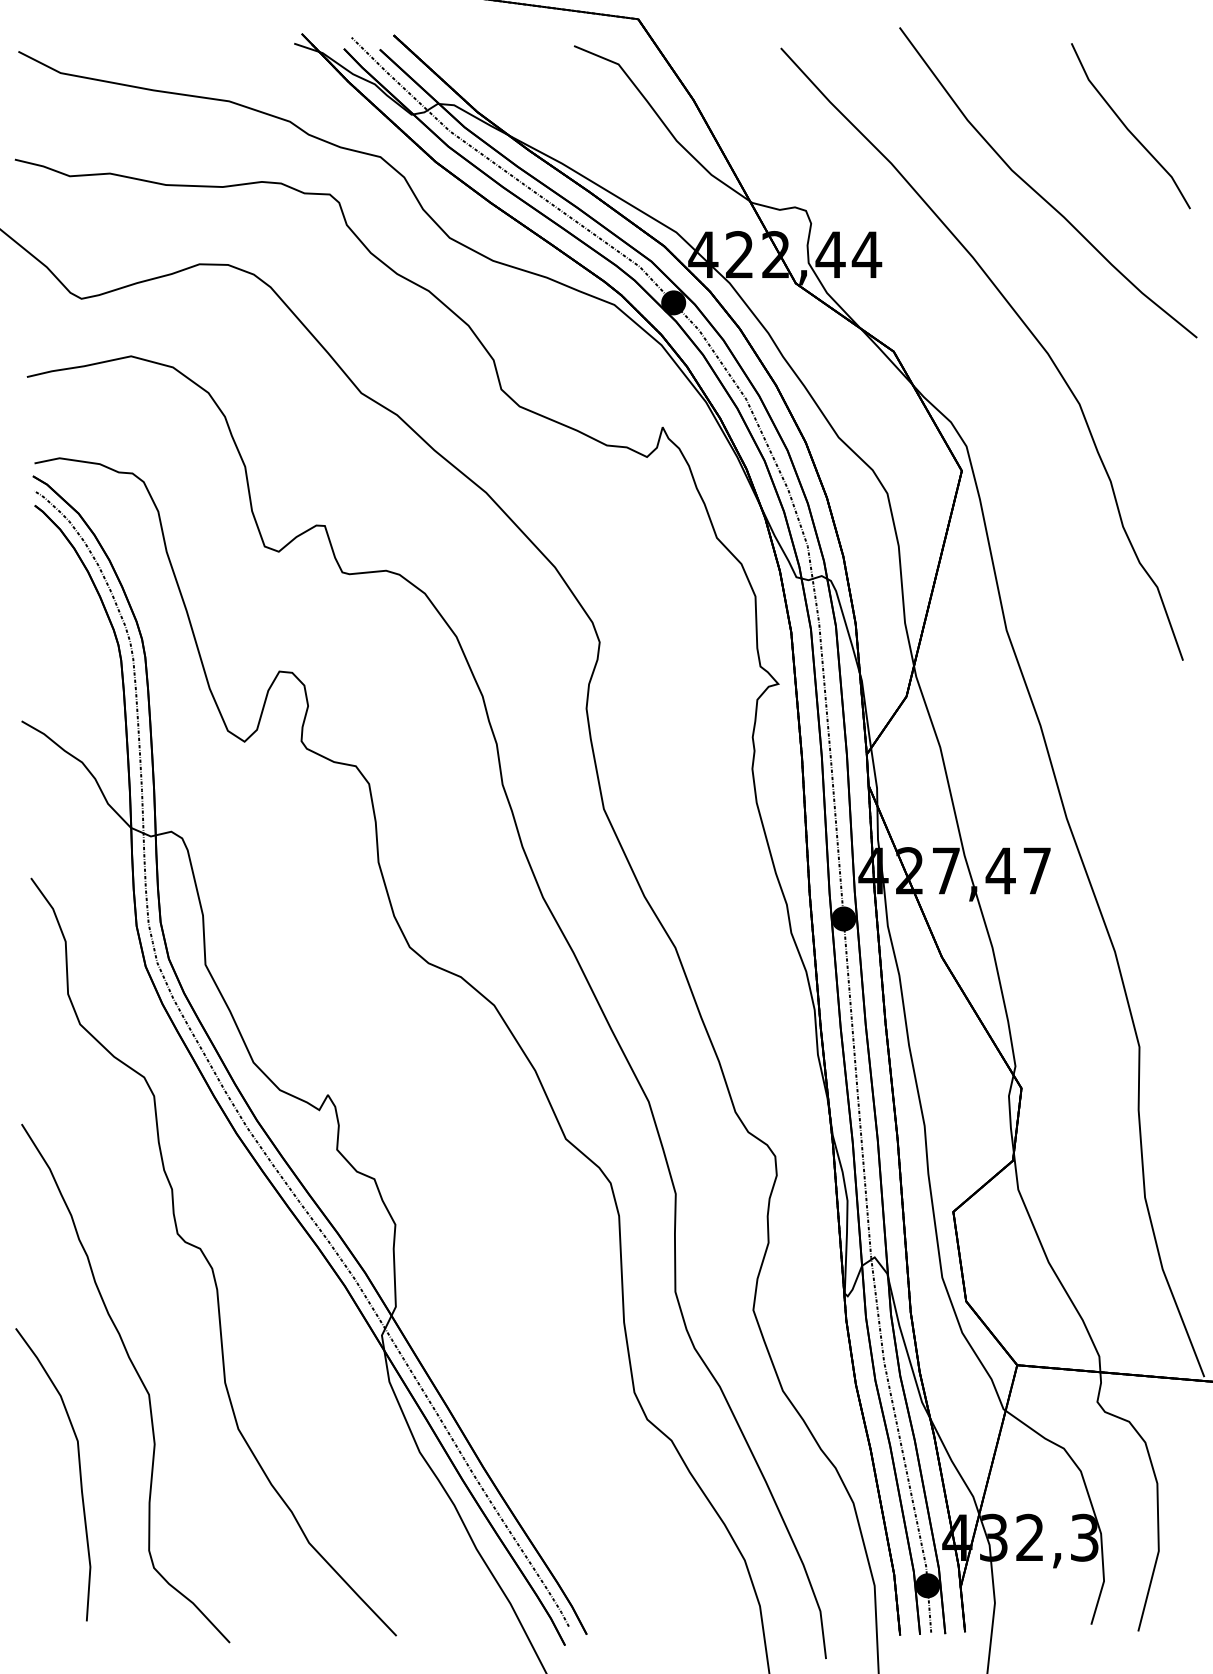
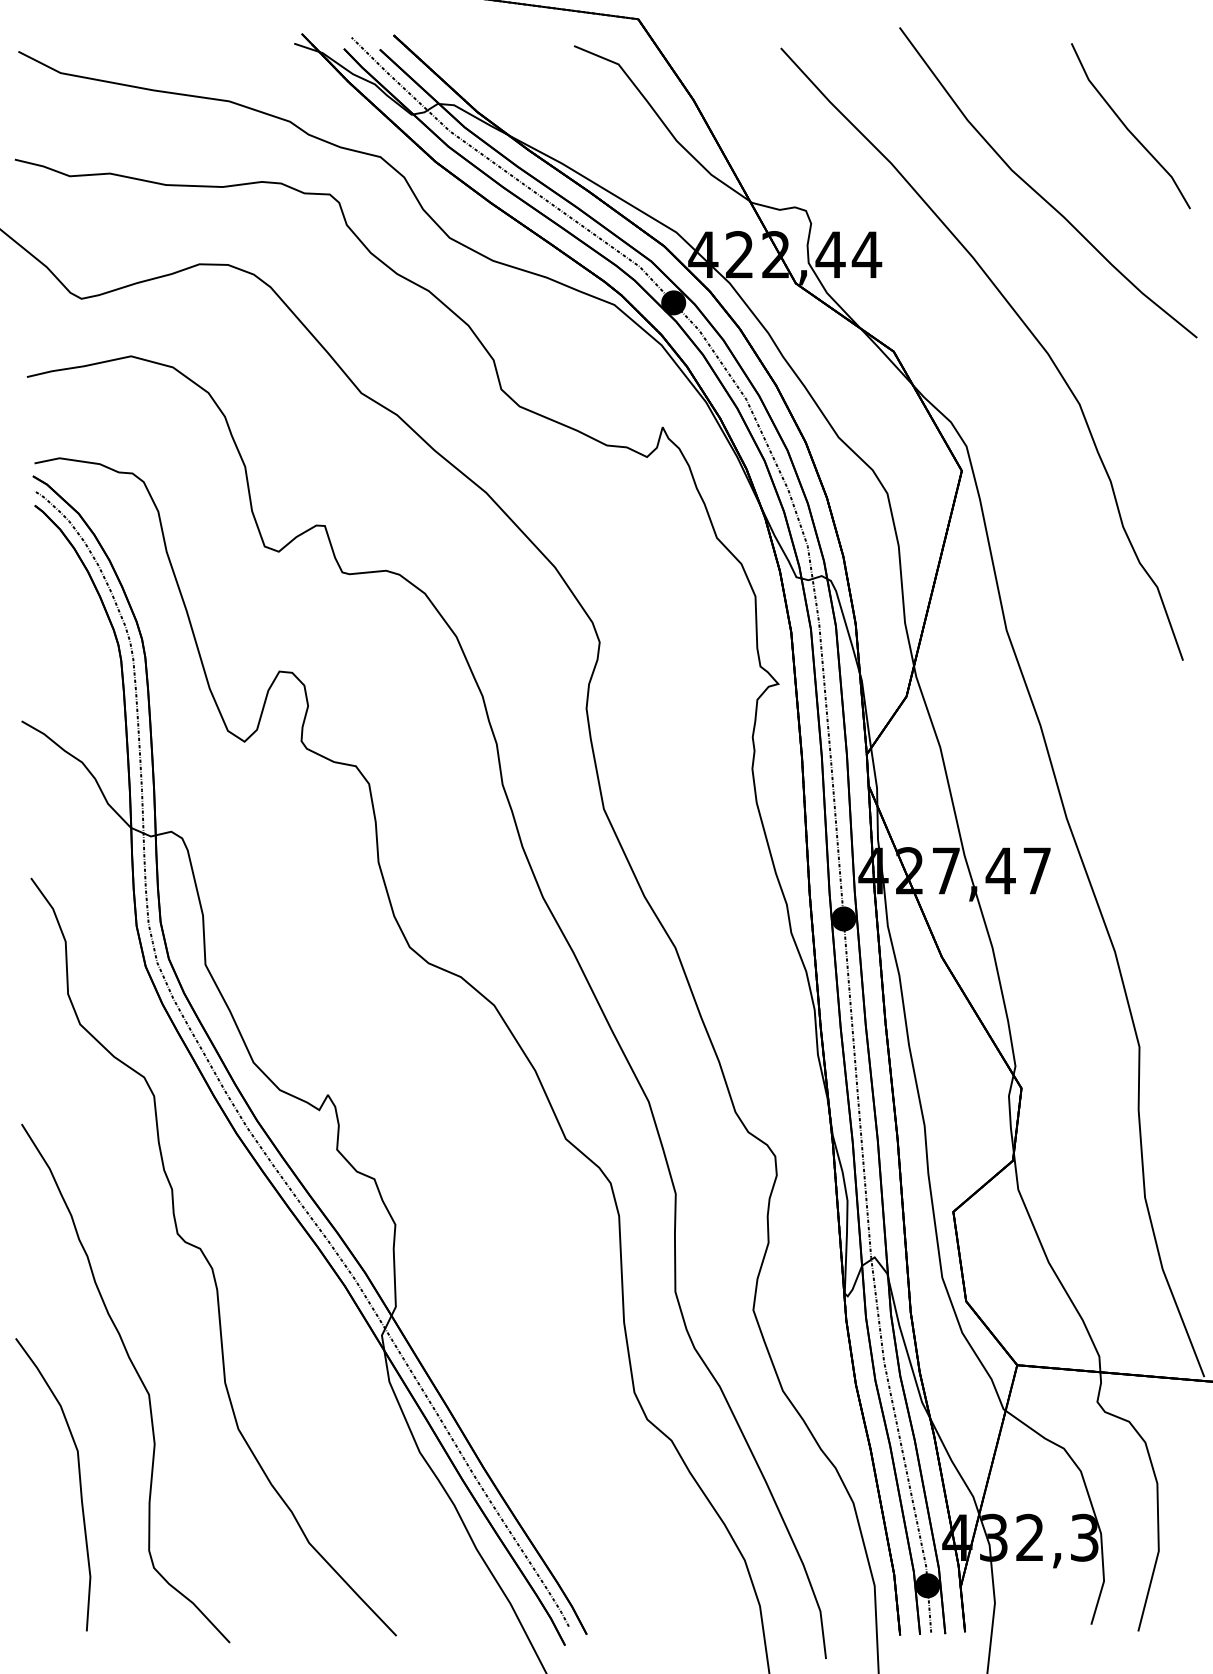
part position: (79, 1474) -> (79, 1484) (79, 1484)
